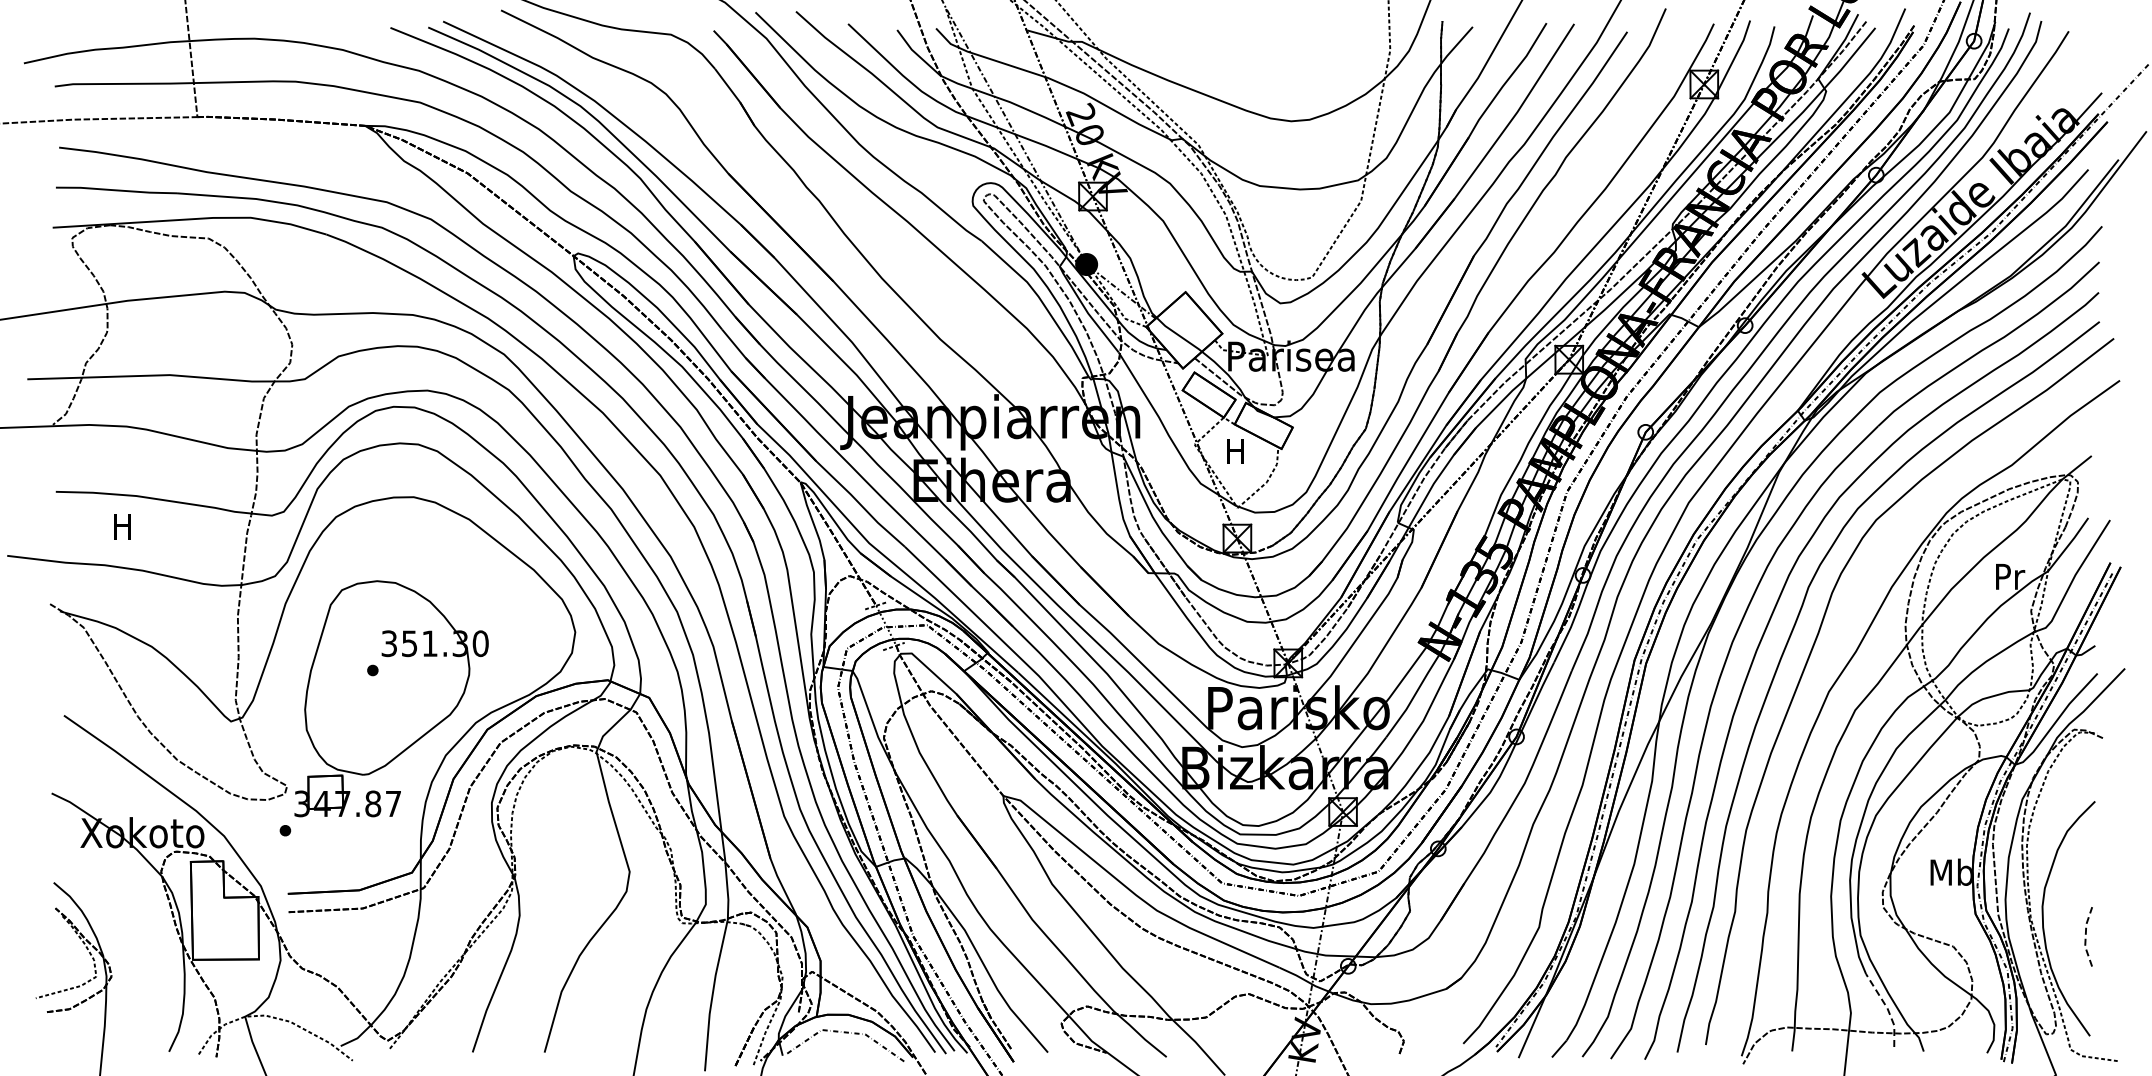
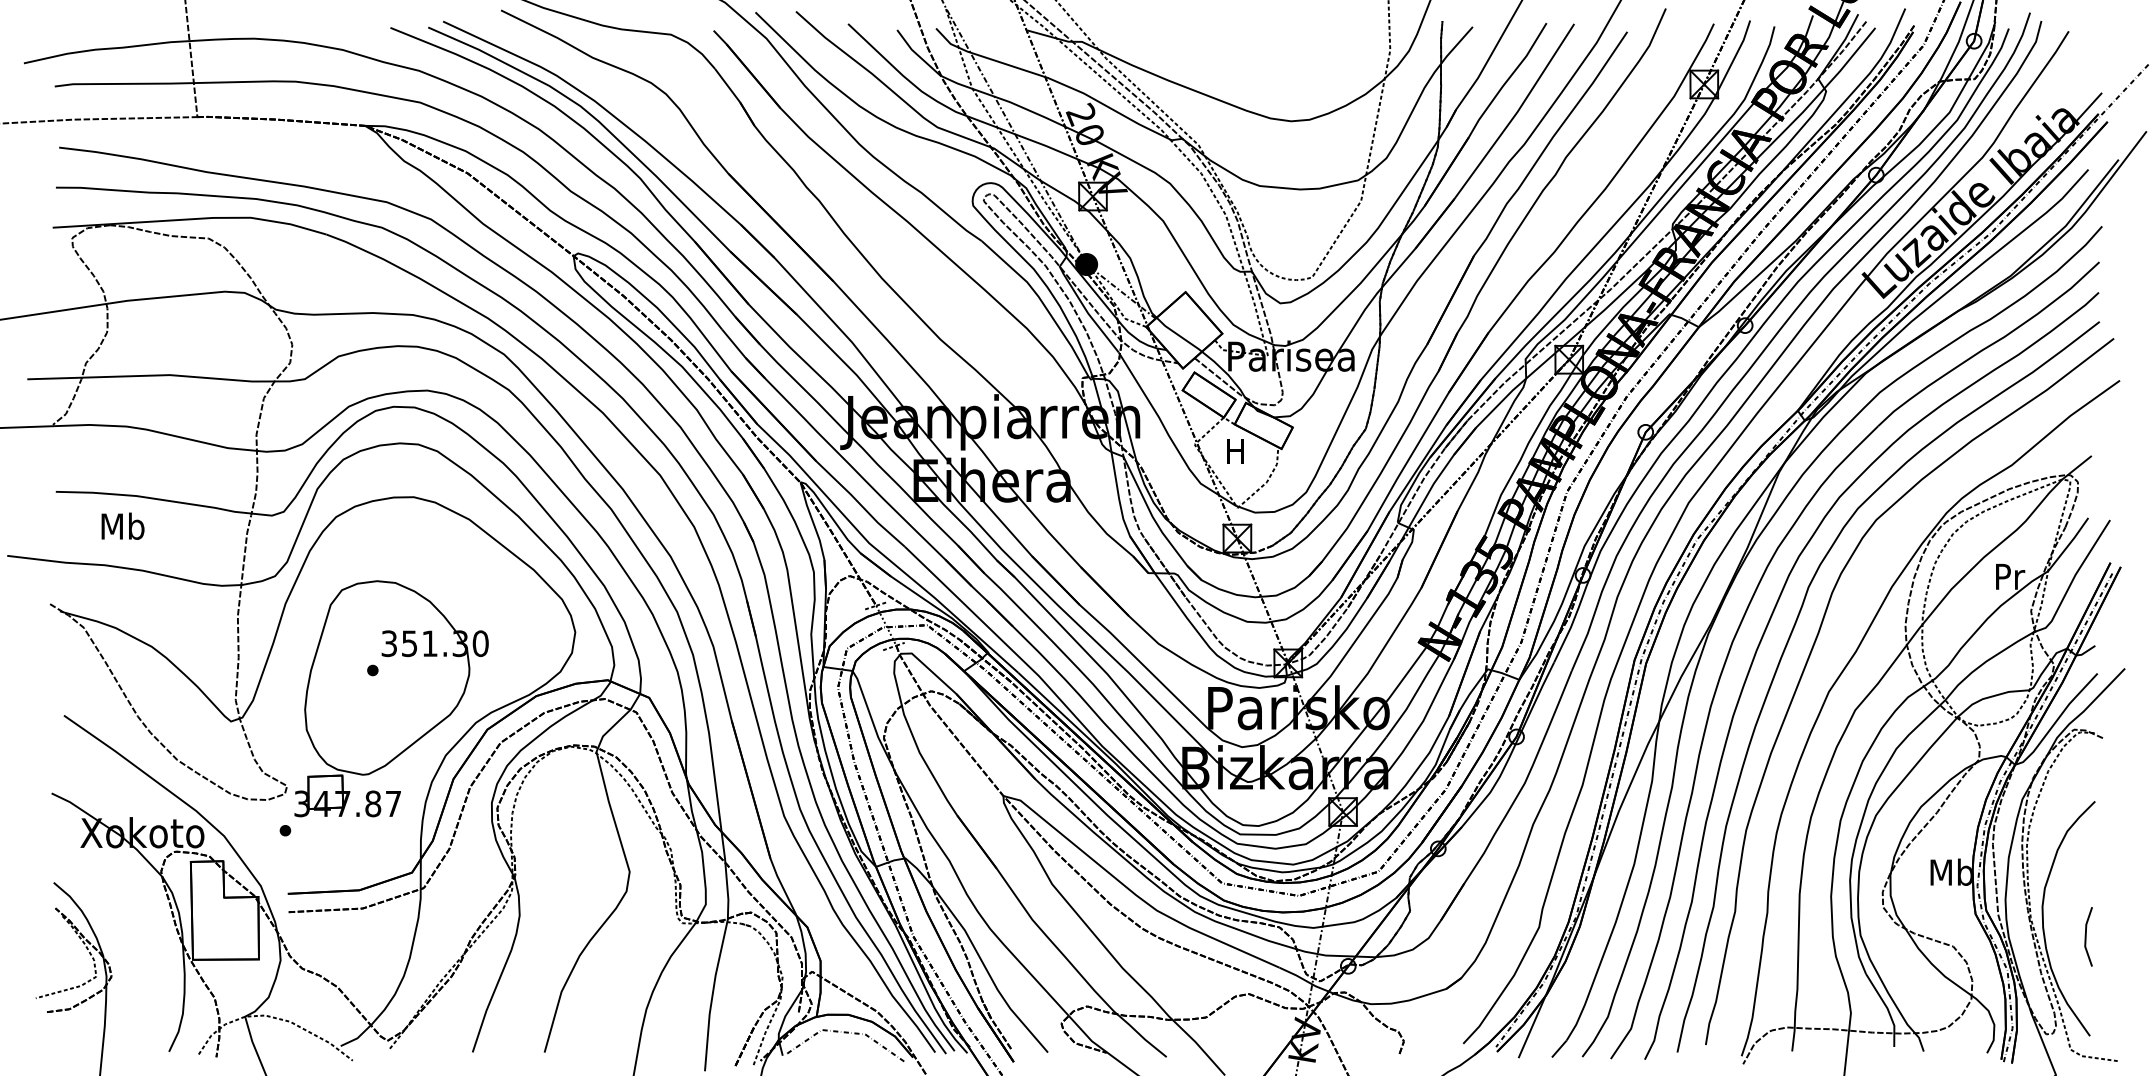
text: H -> Mb (122, 525)
line: dashed -> solid (2085, 937)
line: dashed -> solid (1887, 1008)
